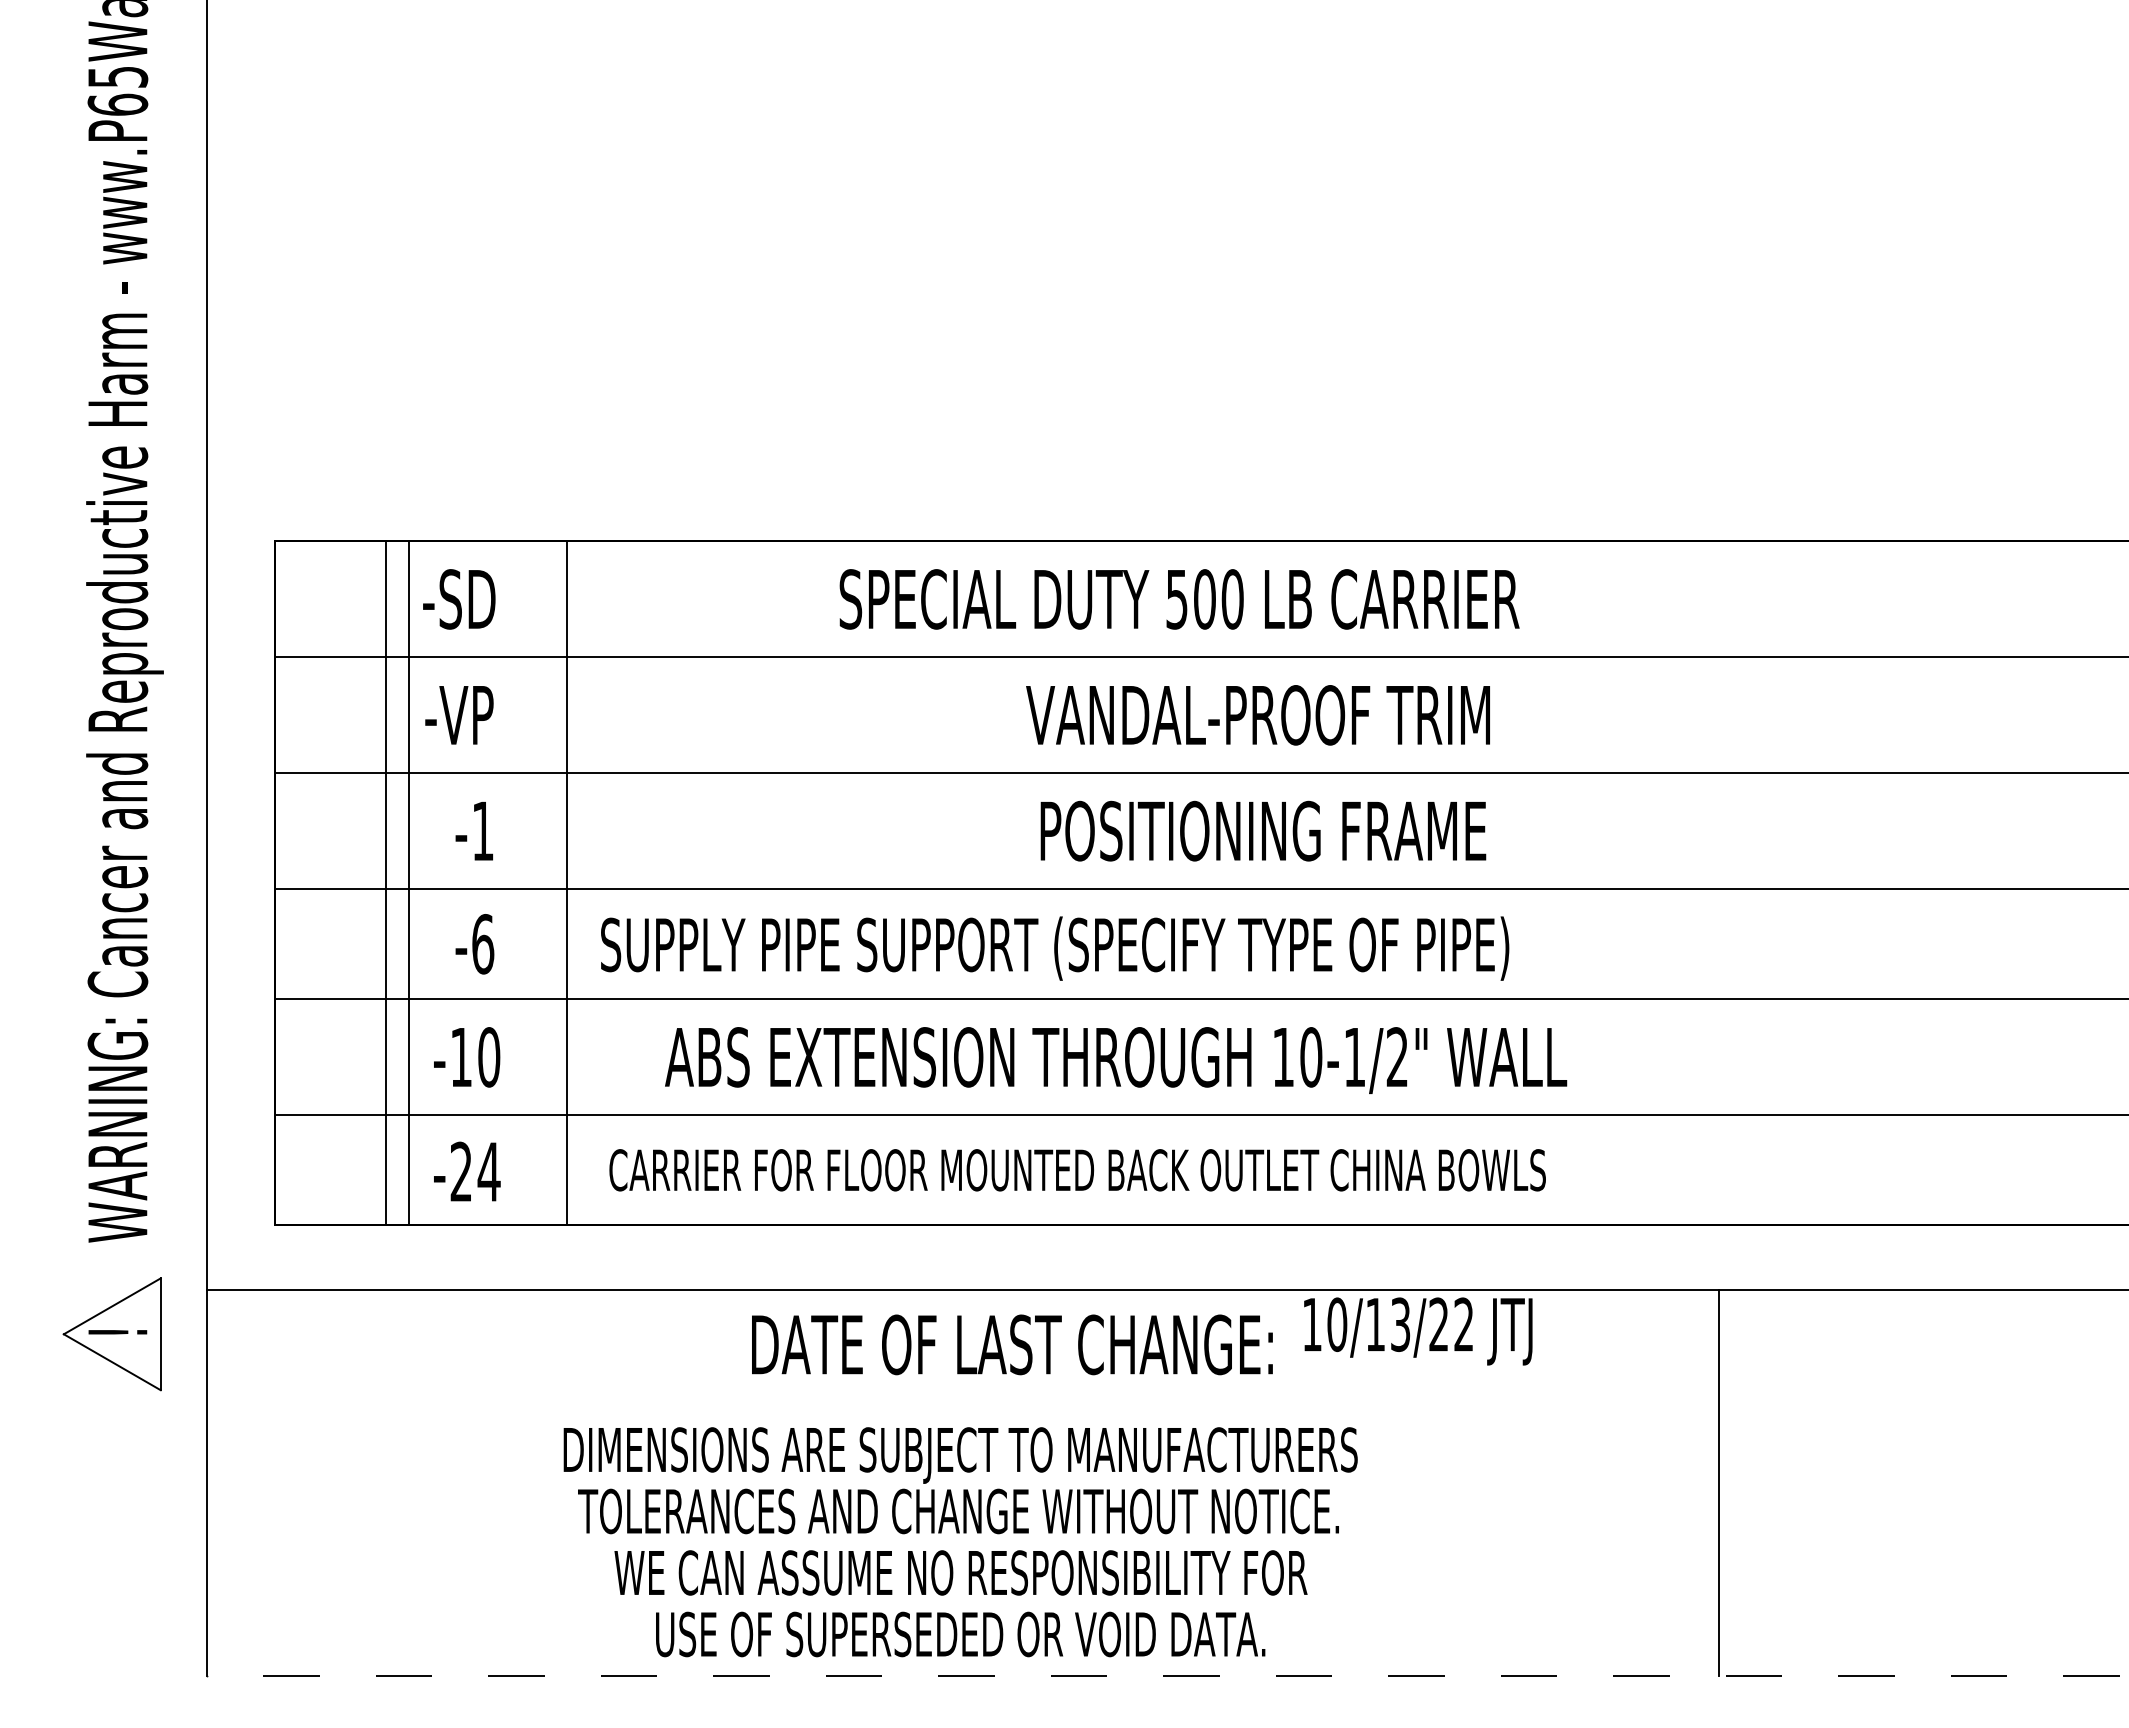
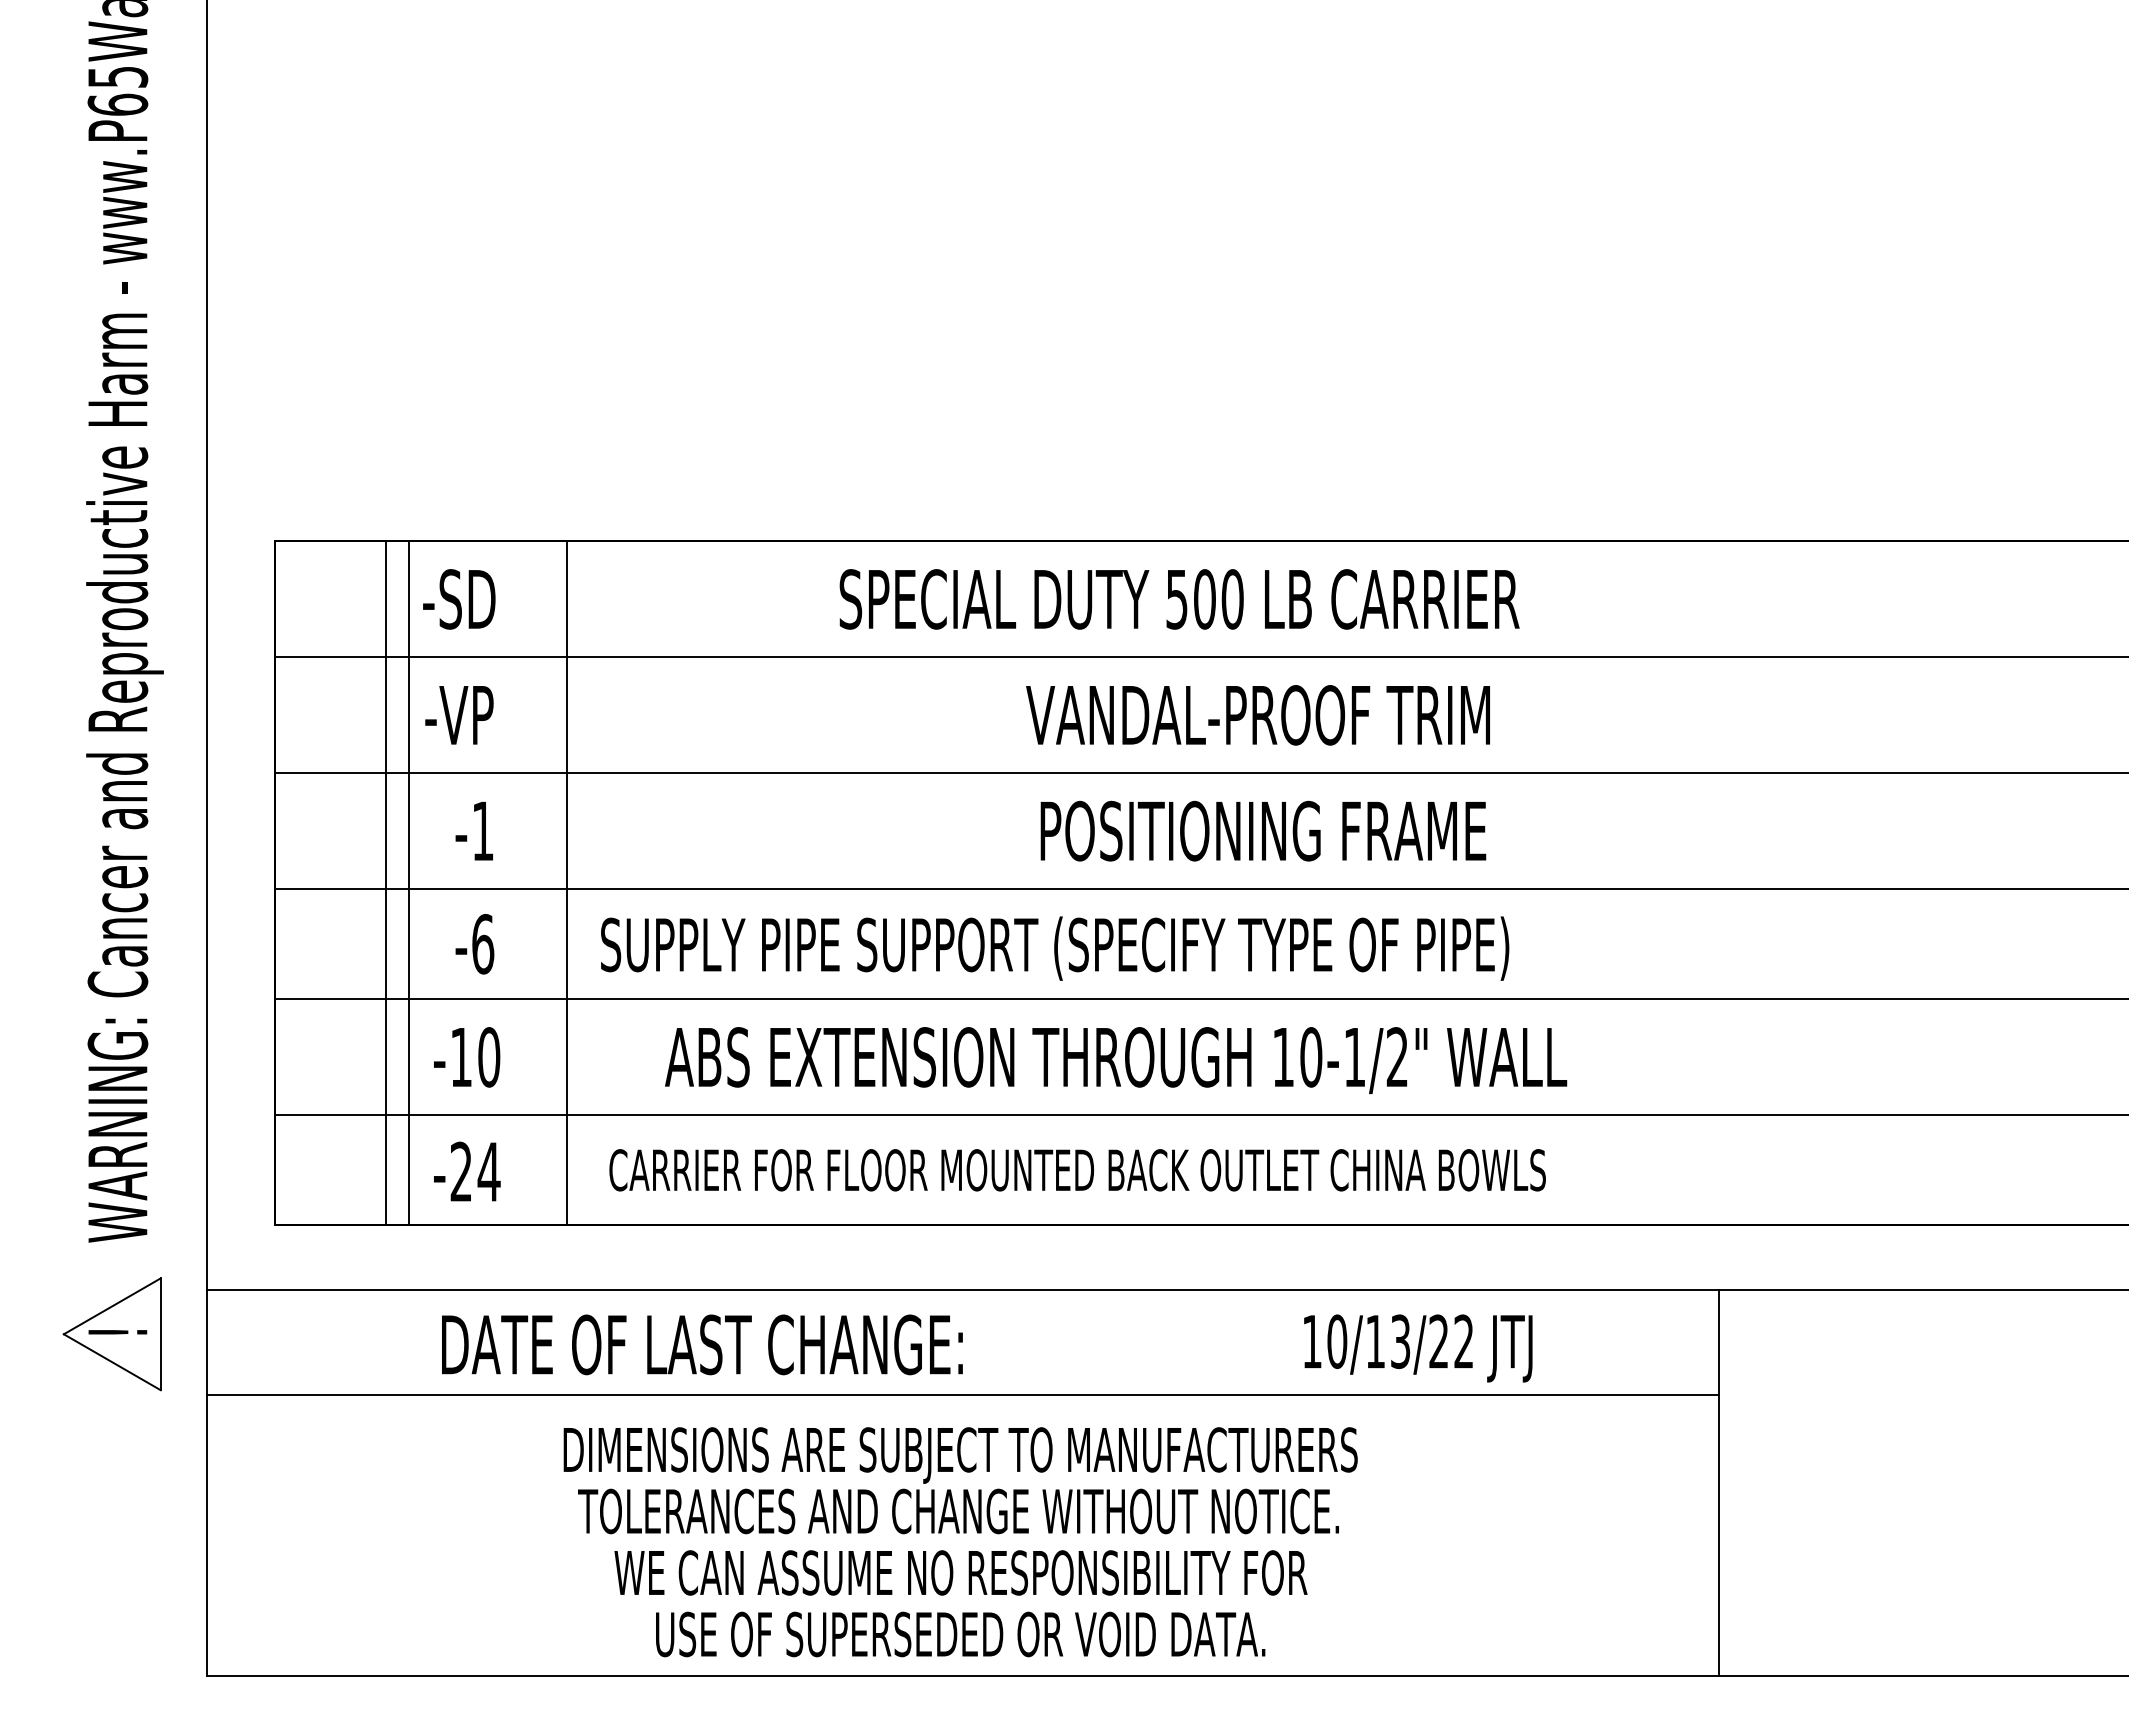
text position: (1418, 1331) -> (1418, 1348) (1418, 1348)
text position: (1012, 1344) -> (702, 1344) (702, 1344)
line: none -> present (962, 1395)
line: dashed -> solid (1167, 1676)
